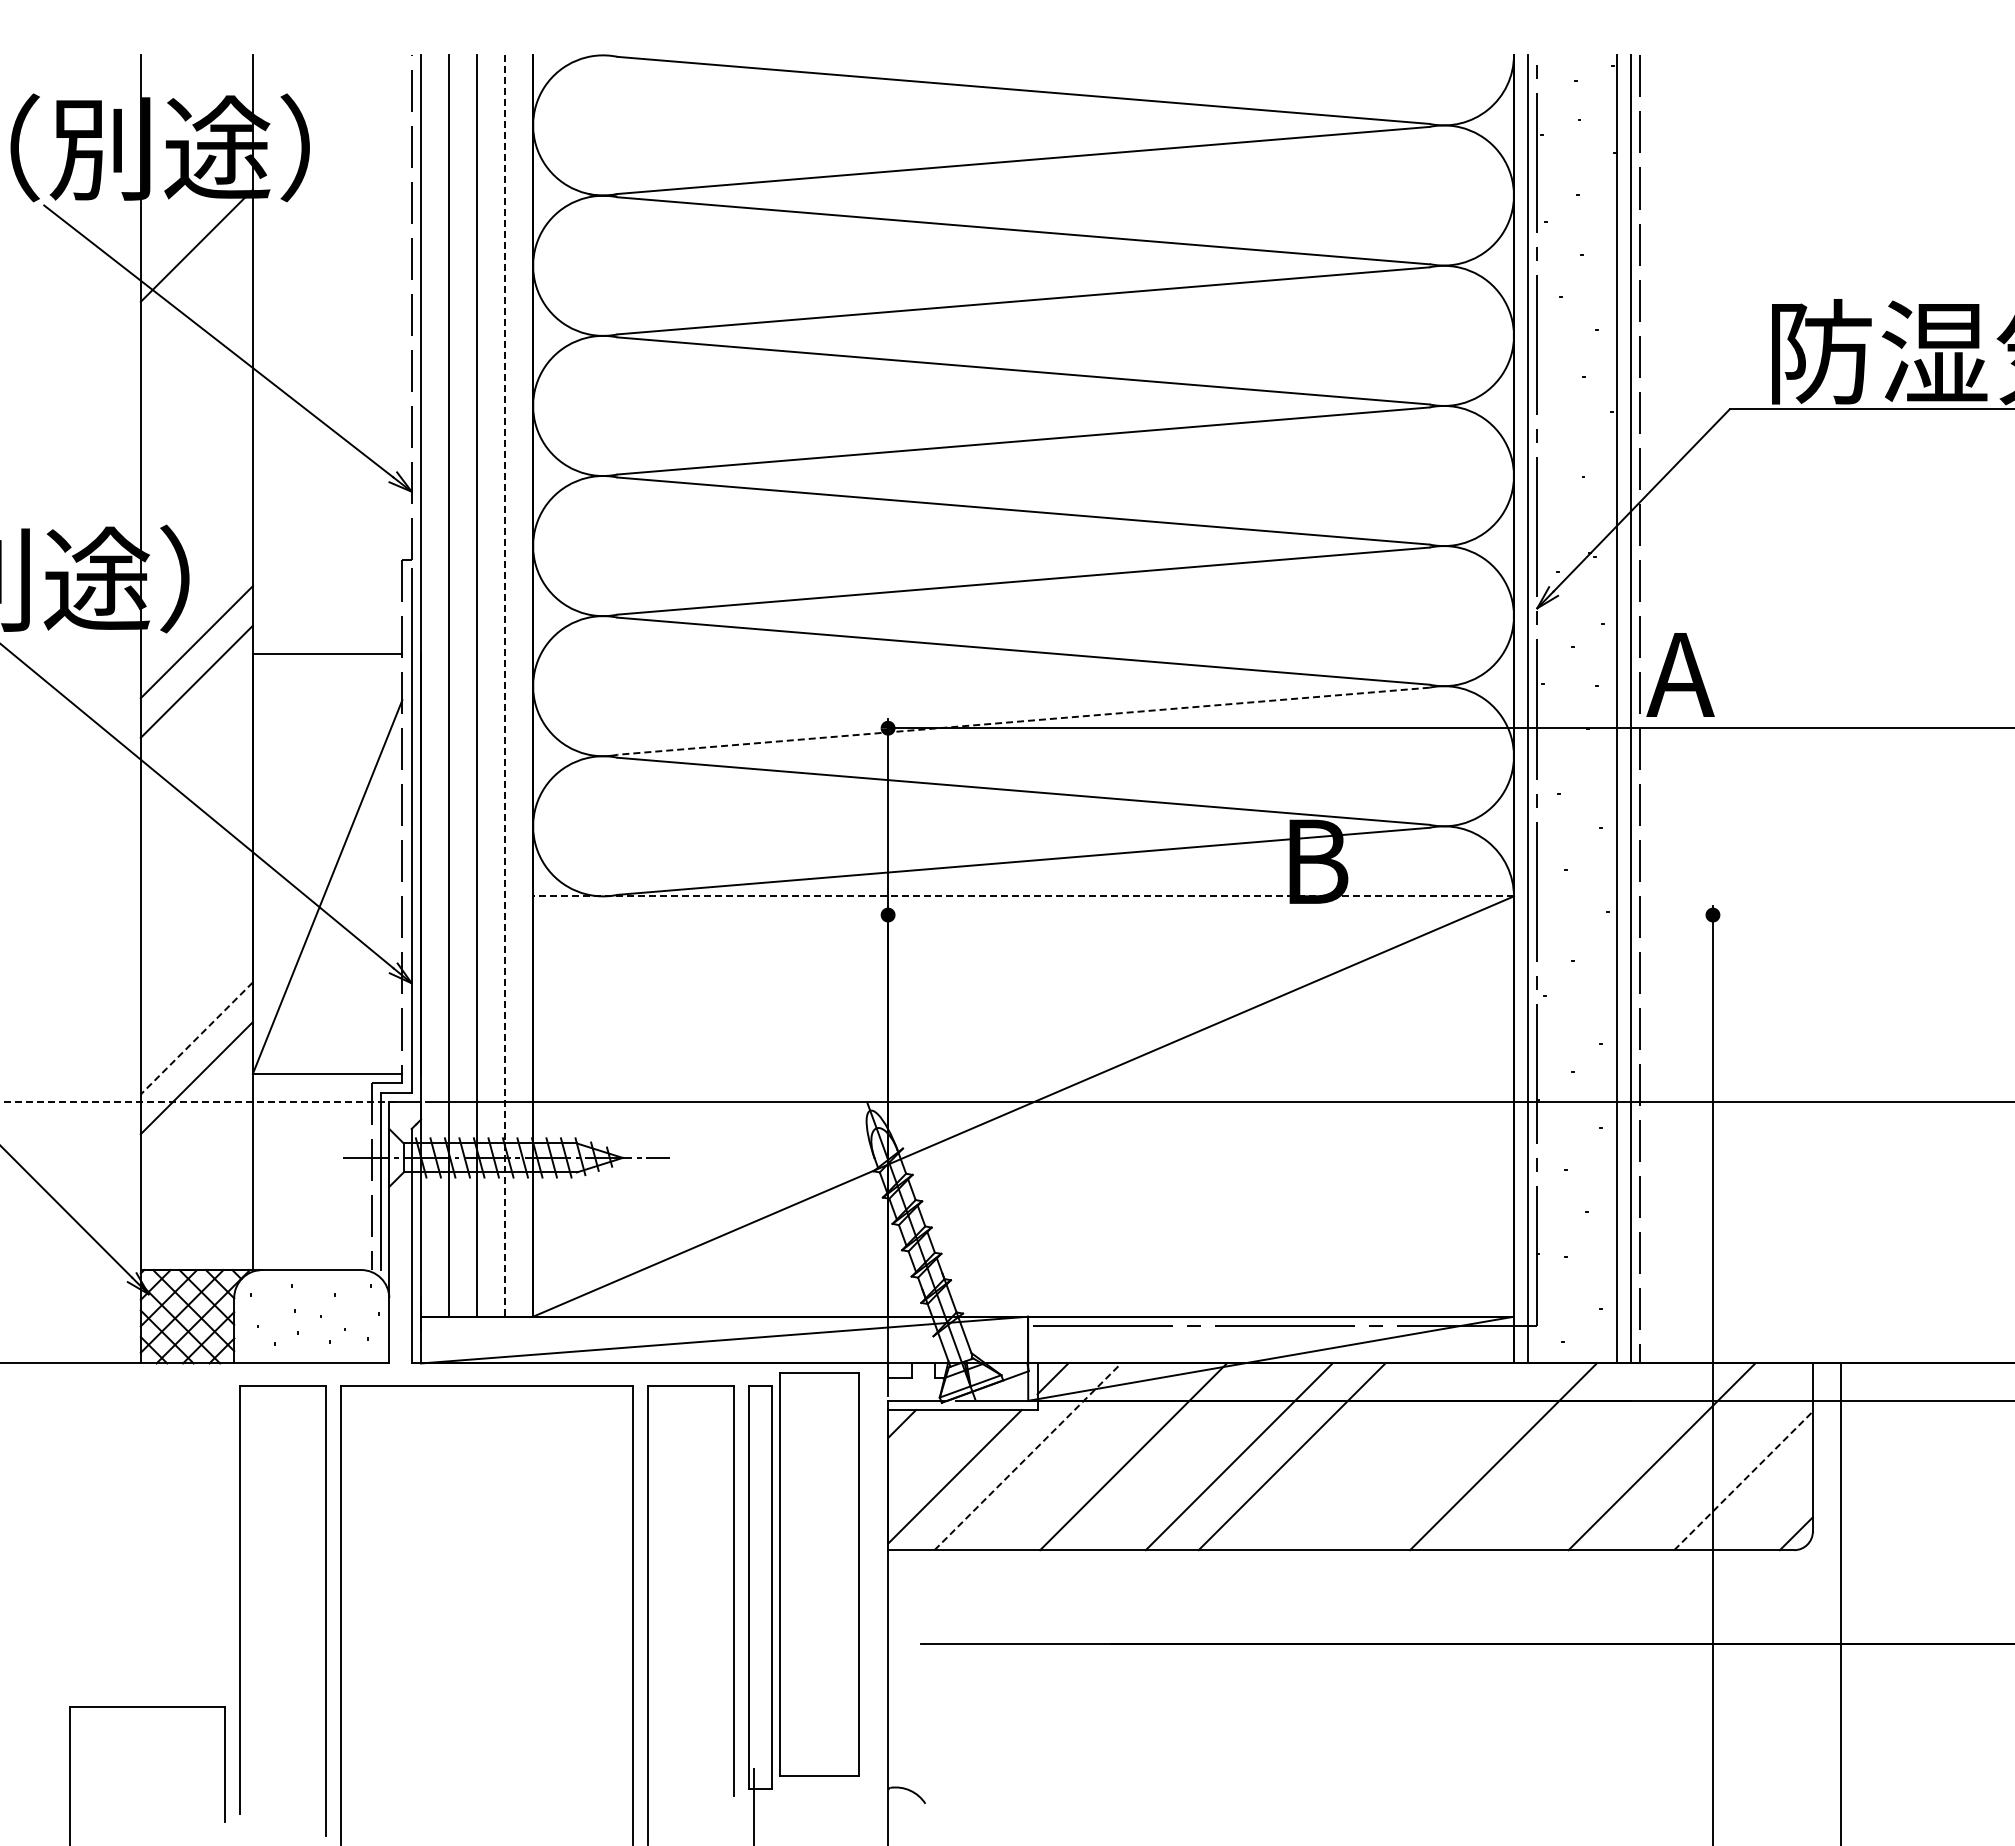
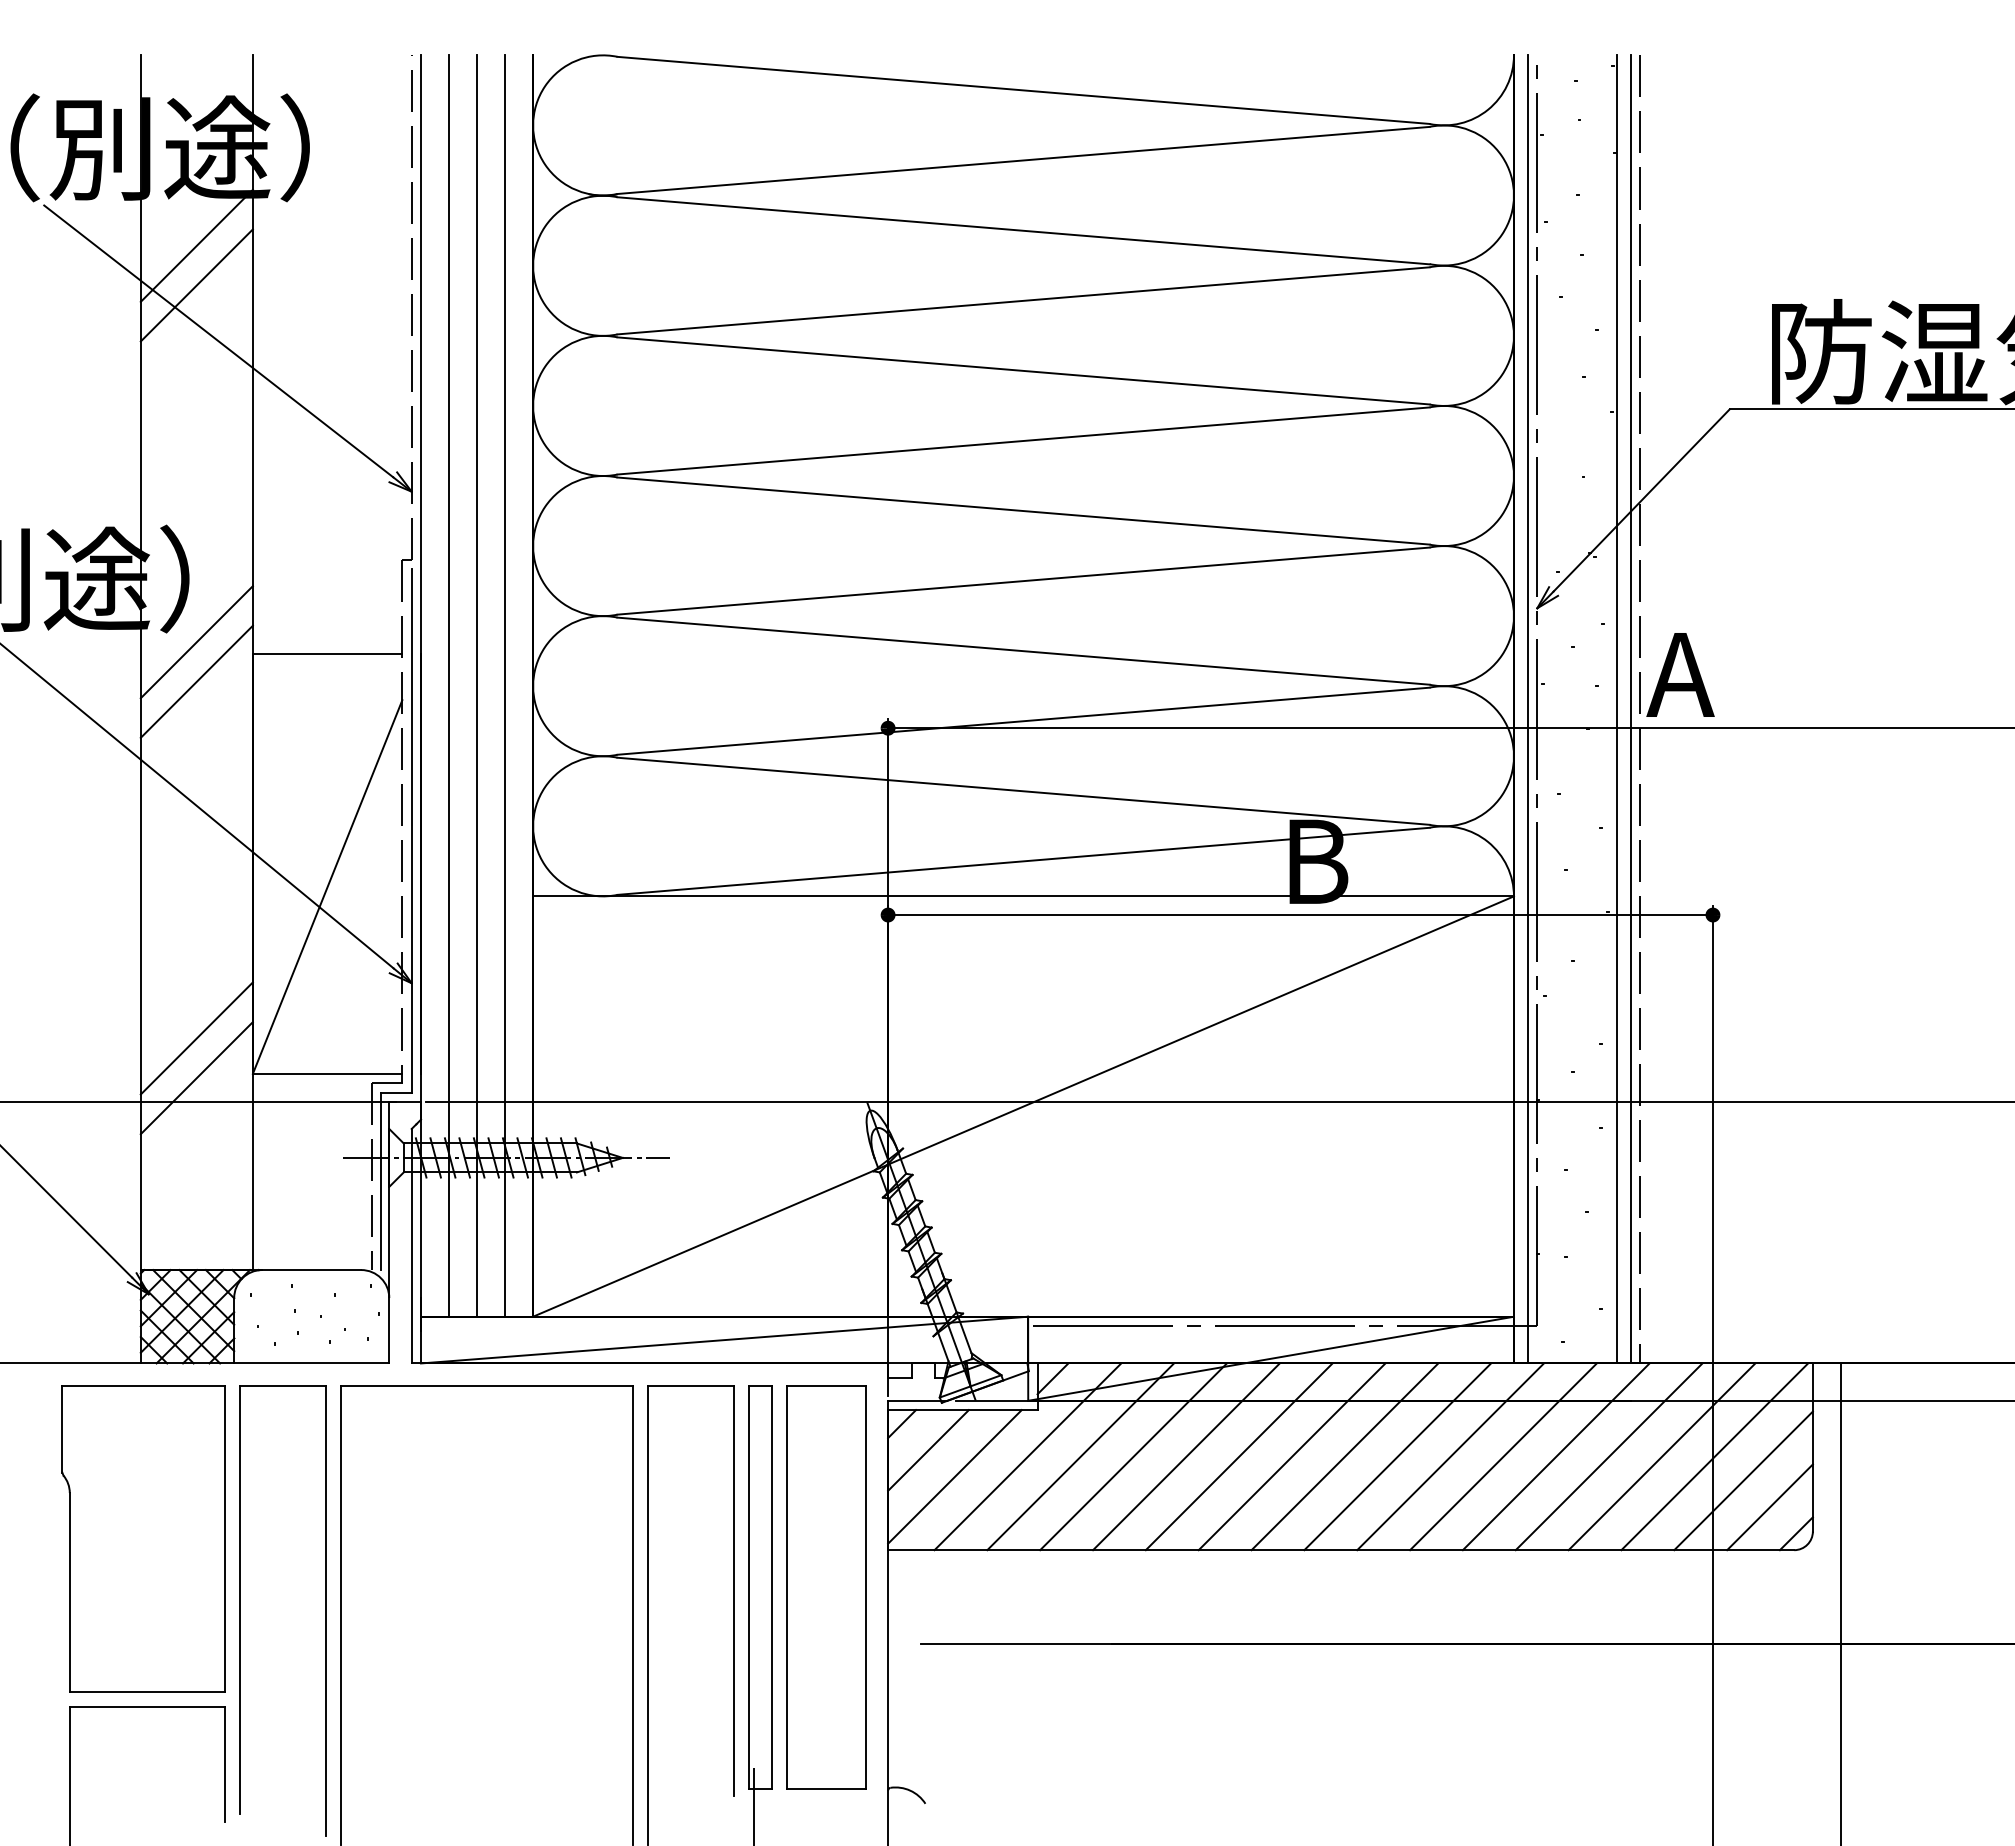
line: none -> present (196, 285)
line: dashed -> solid (505, 686)
line: dashed -> solid (1023, 721)
line: dashed -> solid (1023, 896)
line: none -> present (1300, 915)
line: dashed -> solid (196, 1038)
line: dashed -> solid (197, 1101)
line: none -> present (928, 1450)
line: dashed -> solid (1028, 1456)
line: none -> present (1080, 1456)
line: none -> present (1186, 1456)
line: none -> present (1344, 1456)
line: none -> present (1397, 1456)
line: none -> present (1450, 1456)
line: none -> present (1555, 1456)
line: none -> present (1608, 1456)
line: none -> present (1714, 1456)
line: dashed -> solid (1743, 1480)
line: none -> present (1769, 1507)
part: none -> present (143, 1538)
part position: (819, 1574) -> (826, 1587) (826, 1587)
